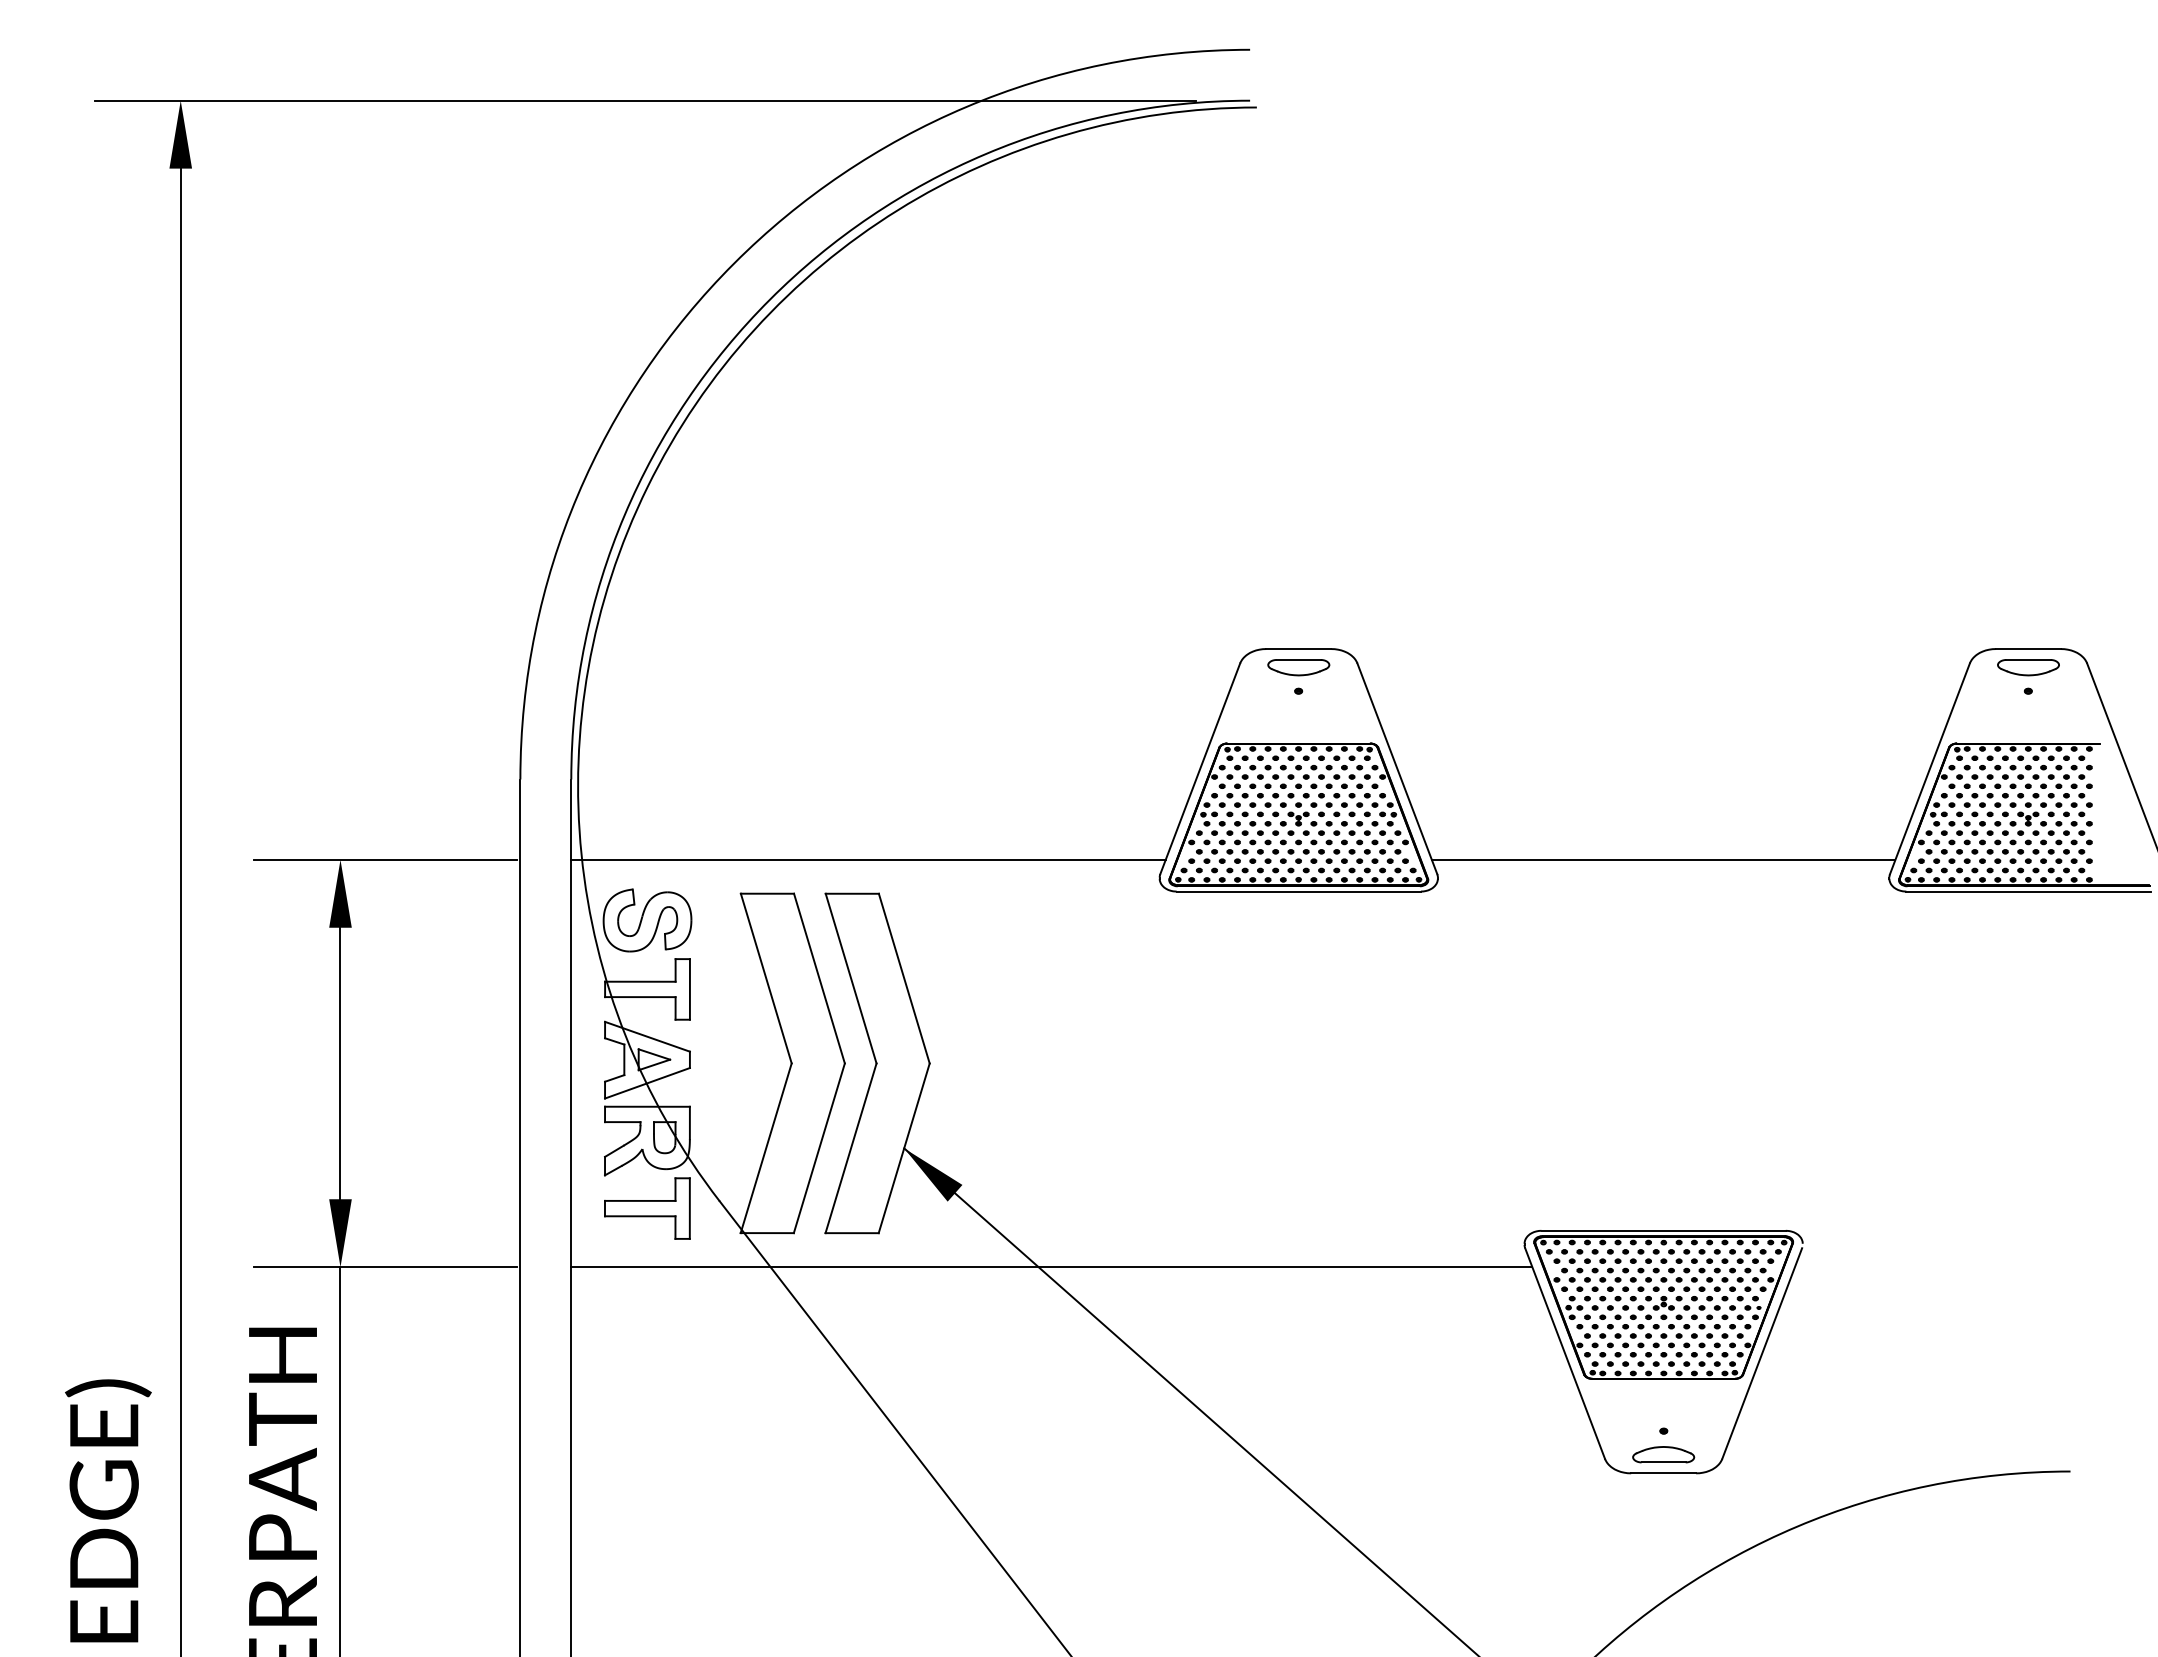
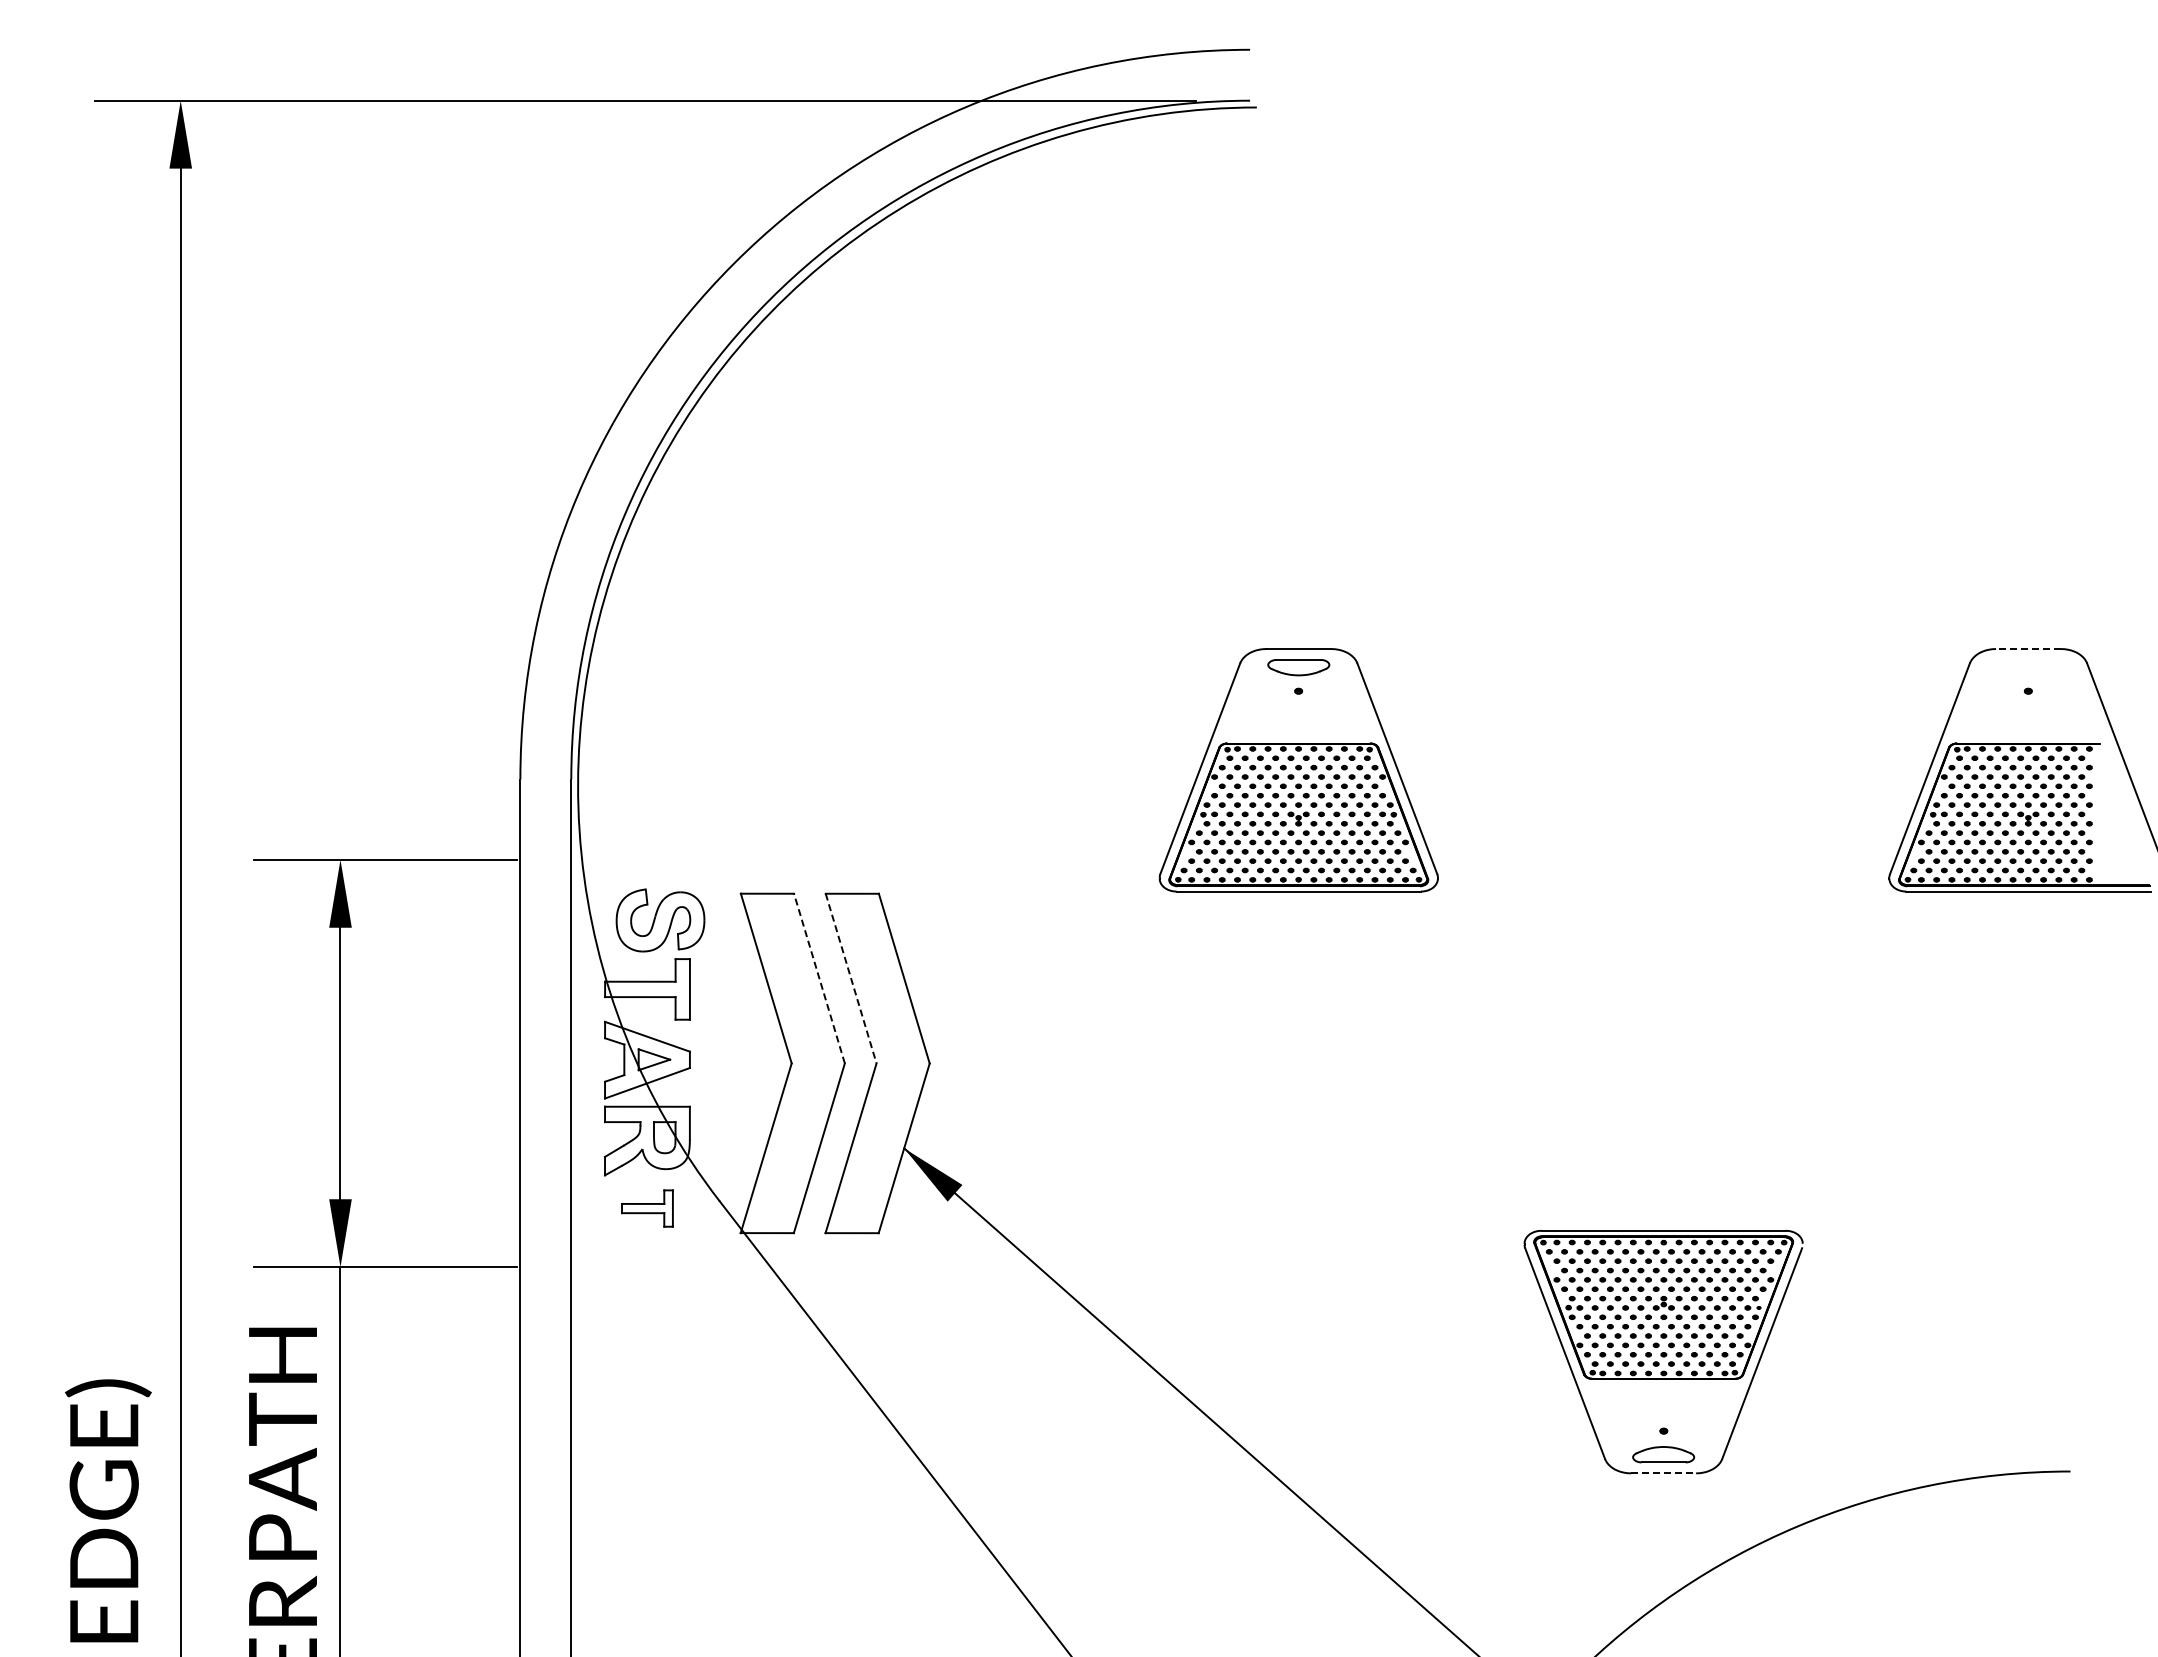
line: solid -> dashed (2028, 649)
part: present -> none (2028, 667)
line: present -> none (868, 859)
line: present -> none (1663, 859)
part position: (647, 920) -> (660, 920) (660, 920)
line: solid -> dashed (819, 978)
line: solid -> dashed (851, 978)
part size: 87x63 px -> 53x39 px (647, 1208)
line: present -> none (1051, 1267)
line: solid -> dashed (1664, 1473)
